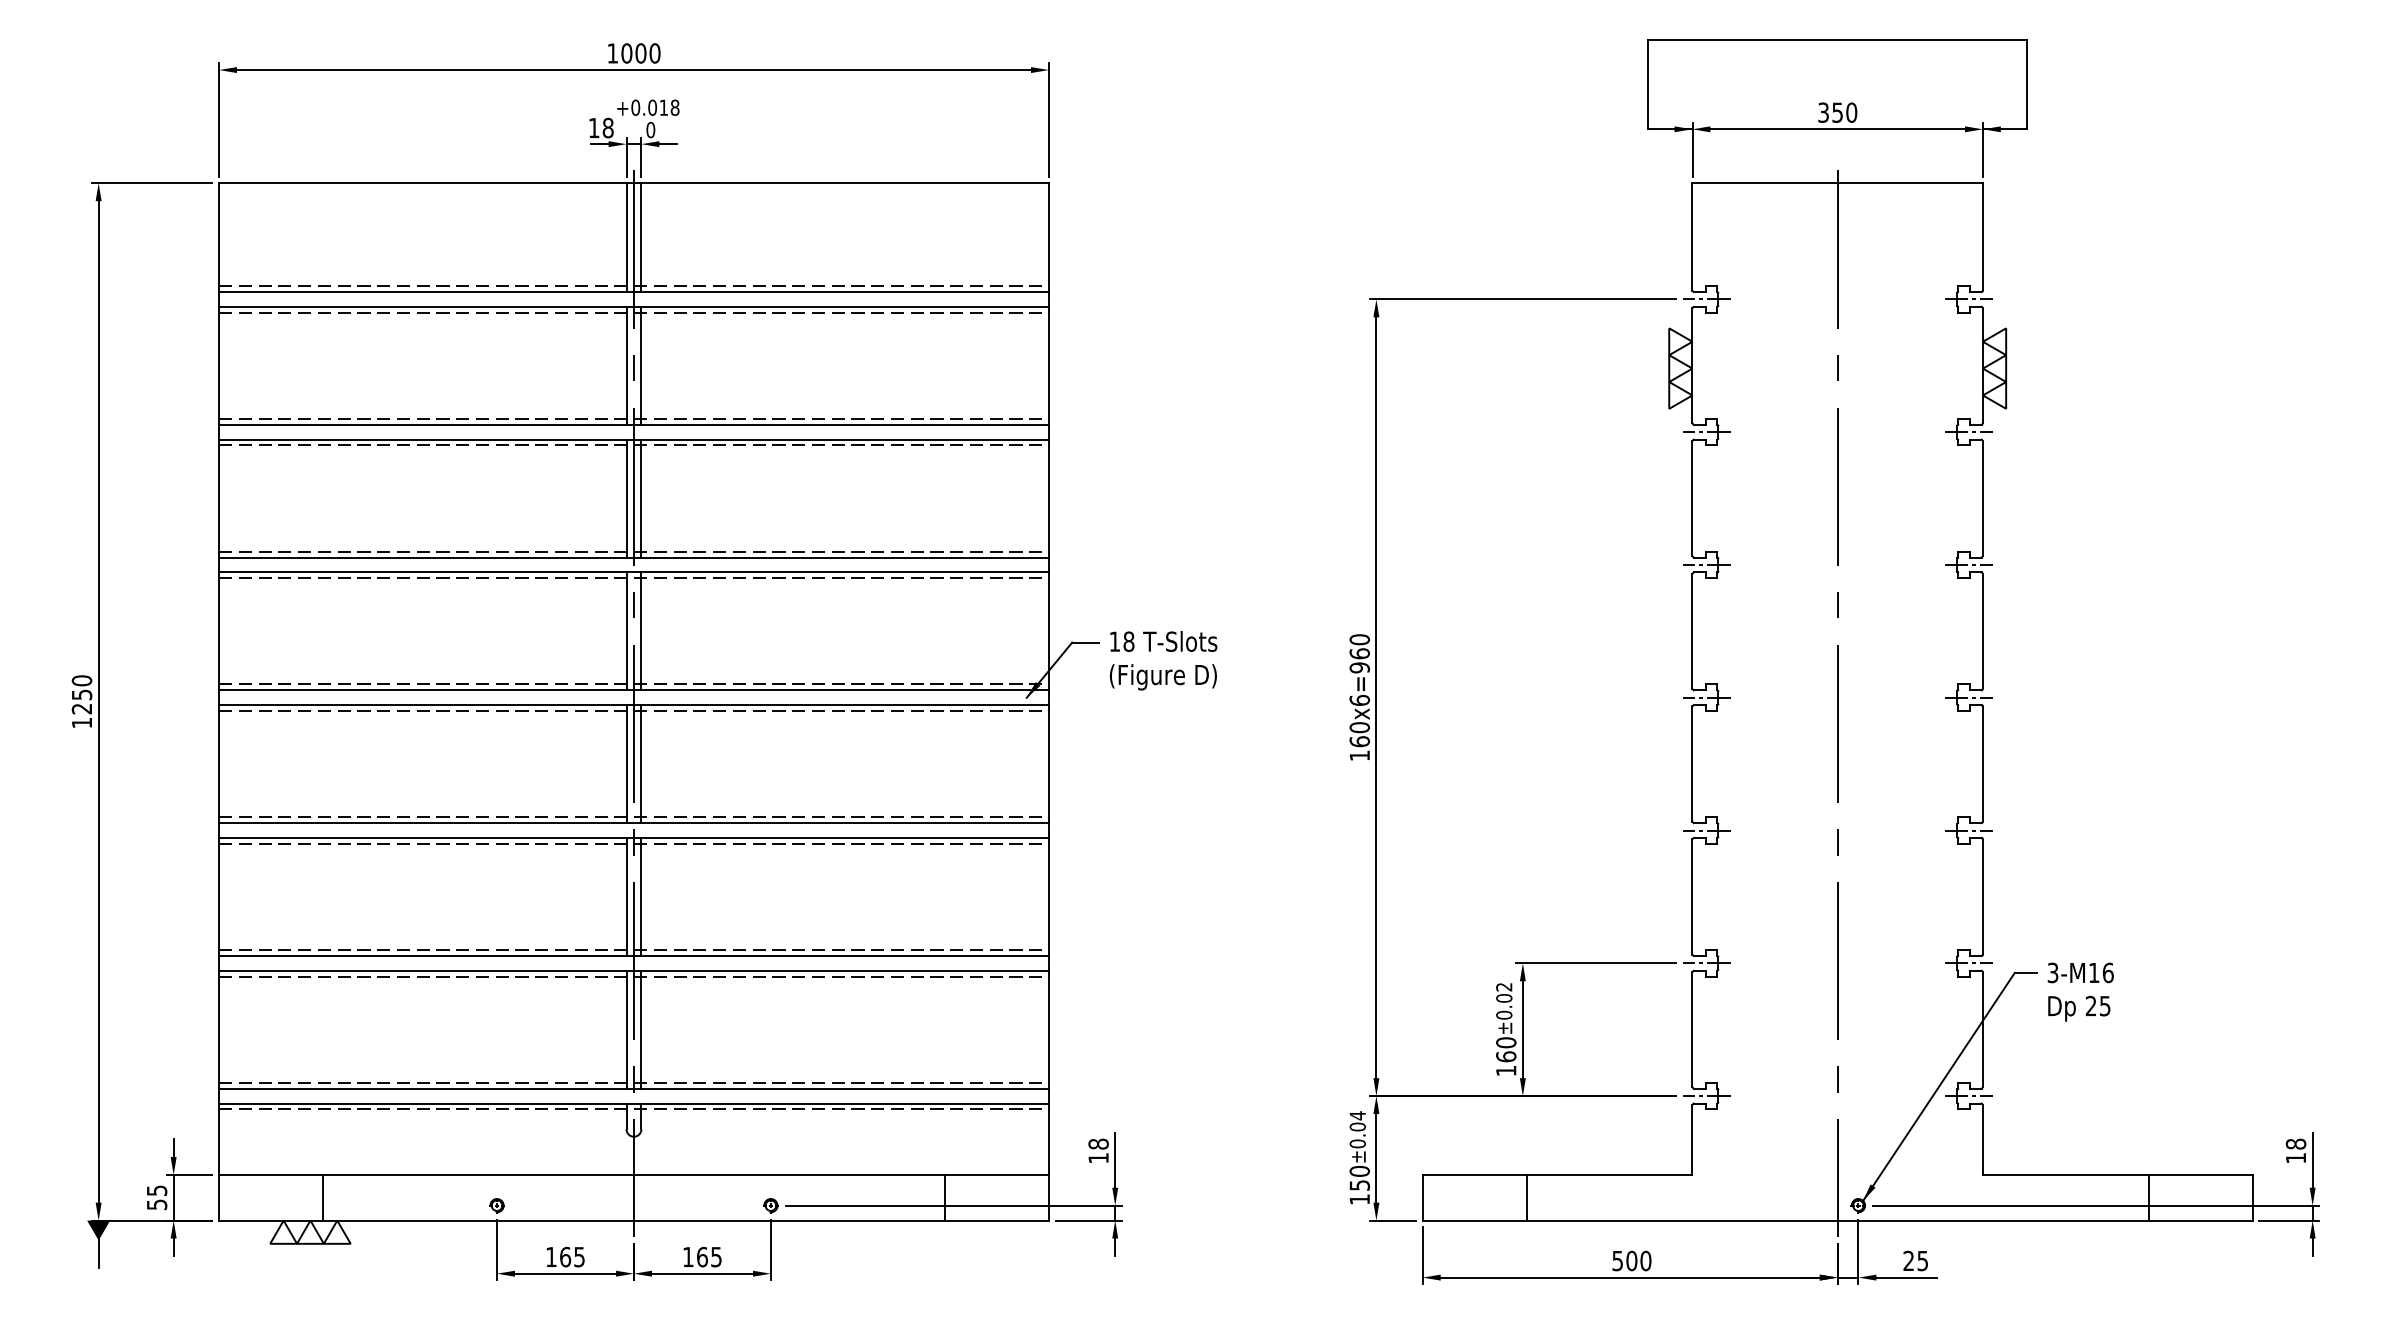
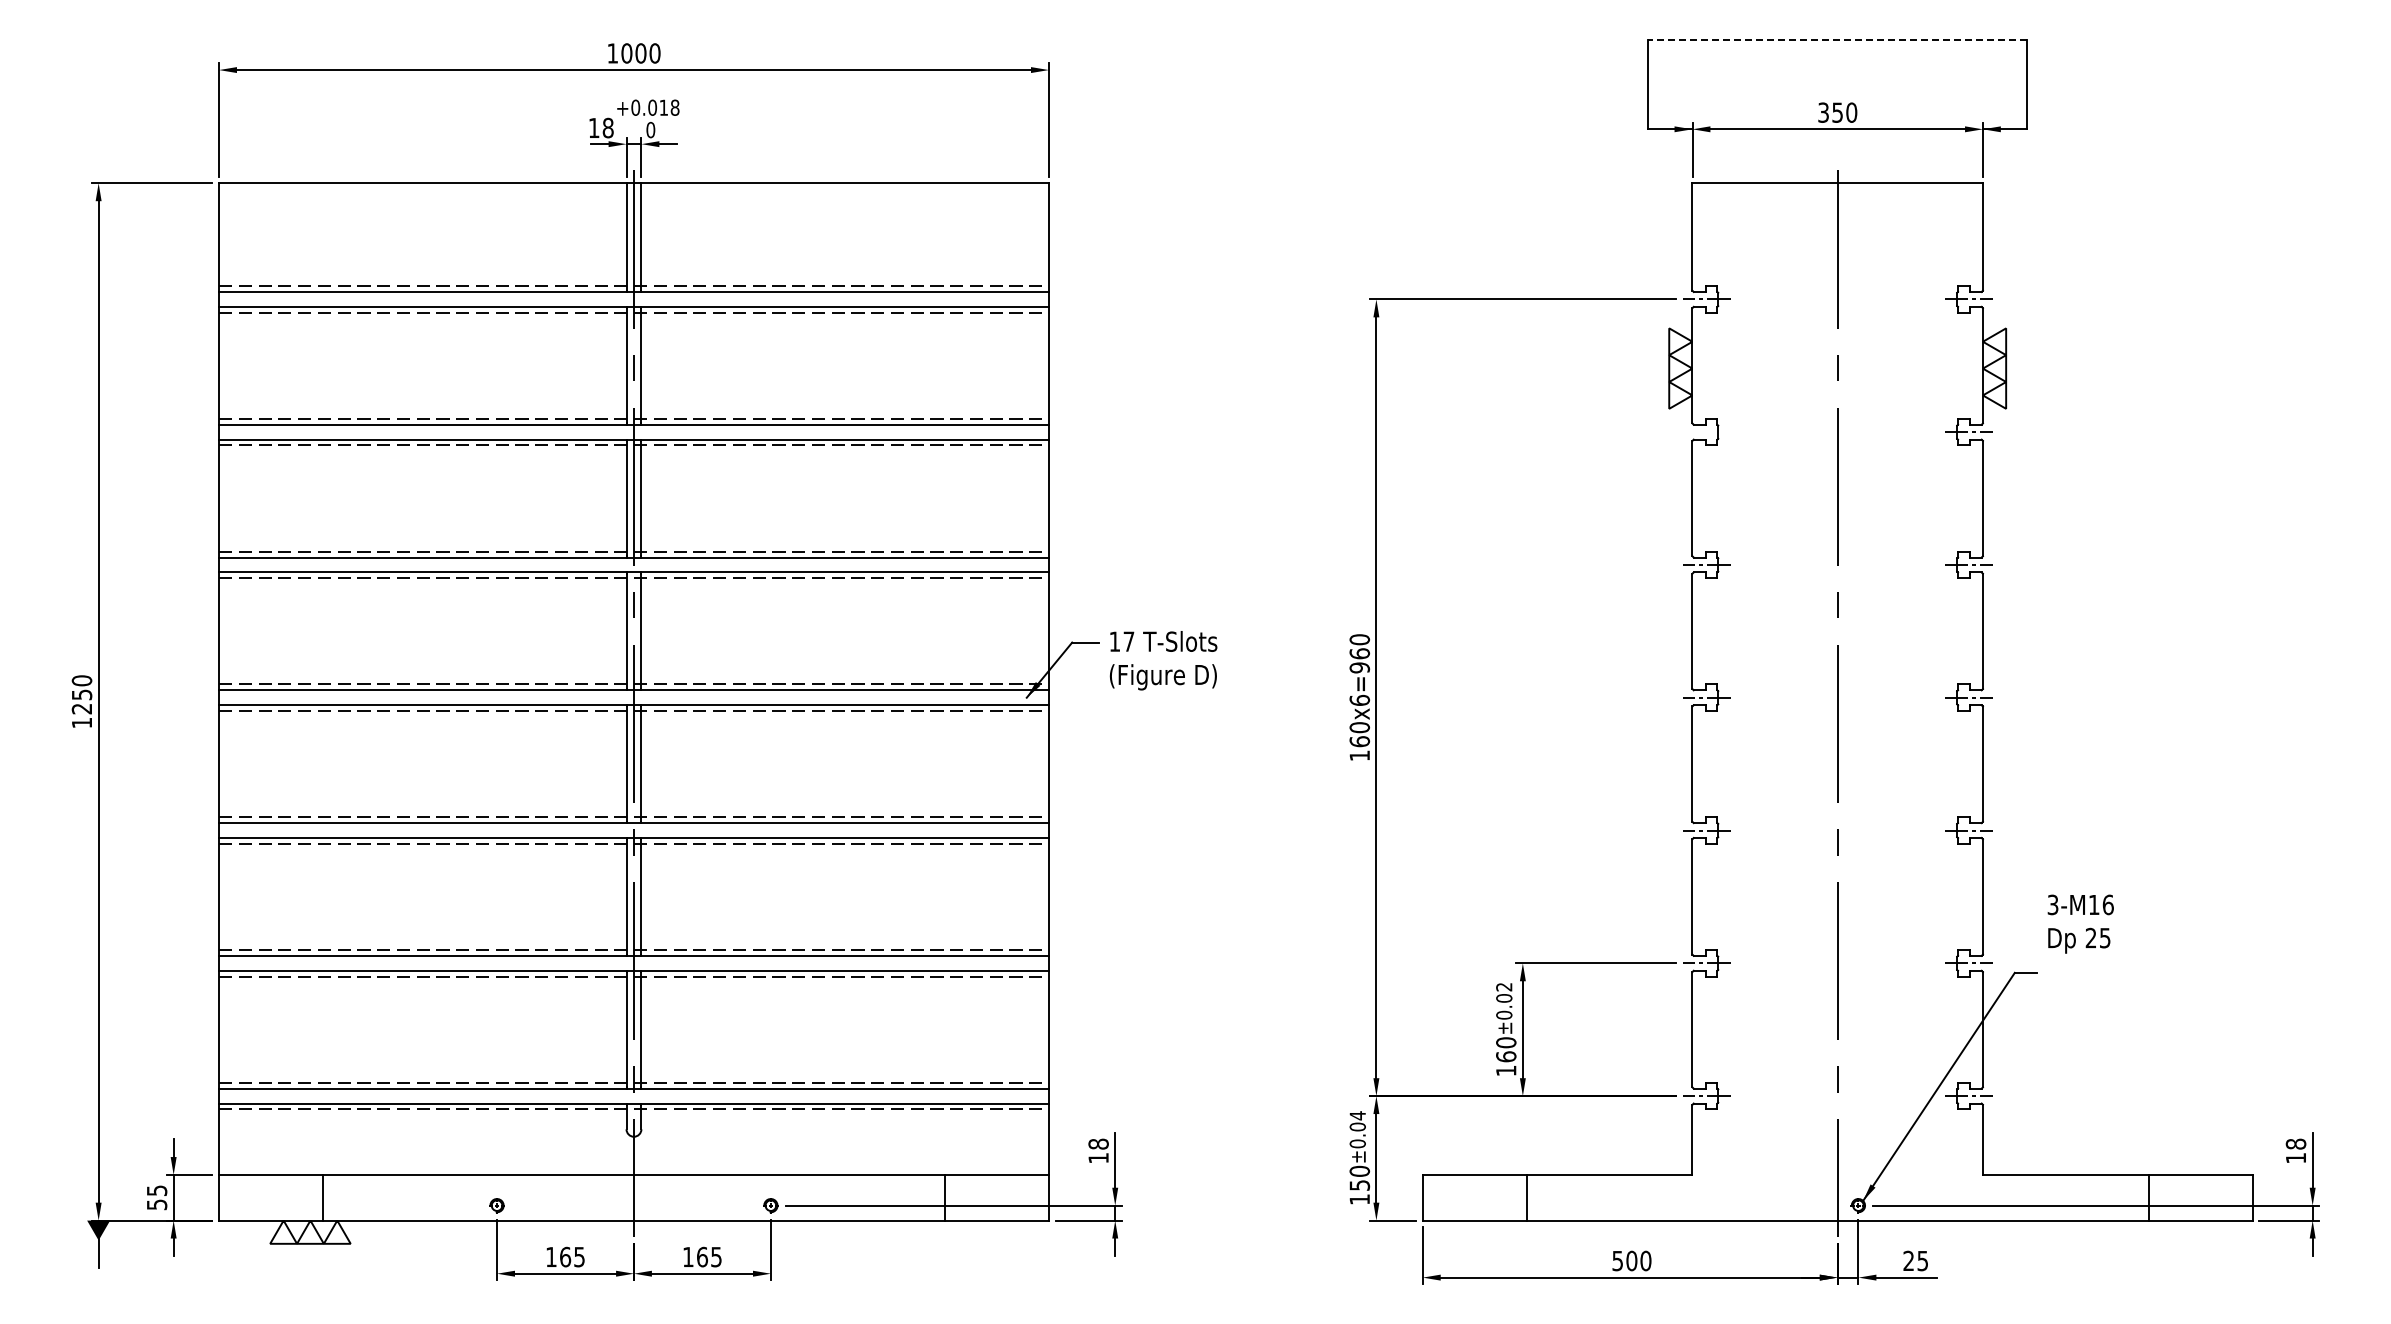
line: solid -> dashed (1837, 39)
line: present -> none (1706, 432)
text: 18 -> 17 (1128, 641)
text position: (2080, 991) -> (2080, 923) (2080, 923)
